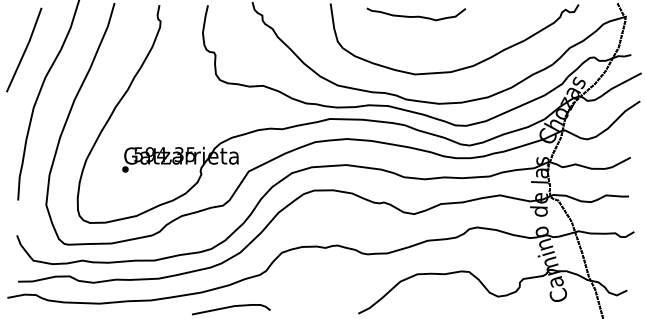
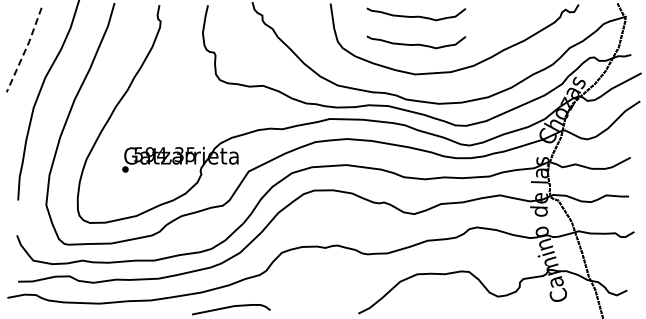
curve: none -> present (416, 43)
line: solid -> dashed (25, 50)
